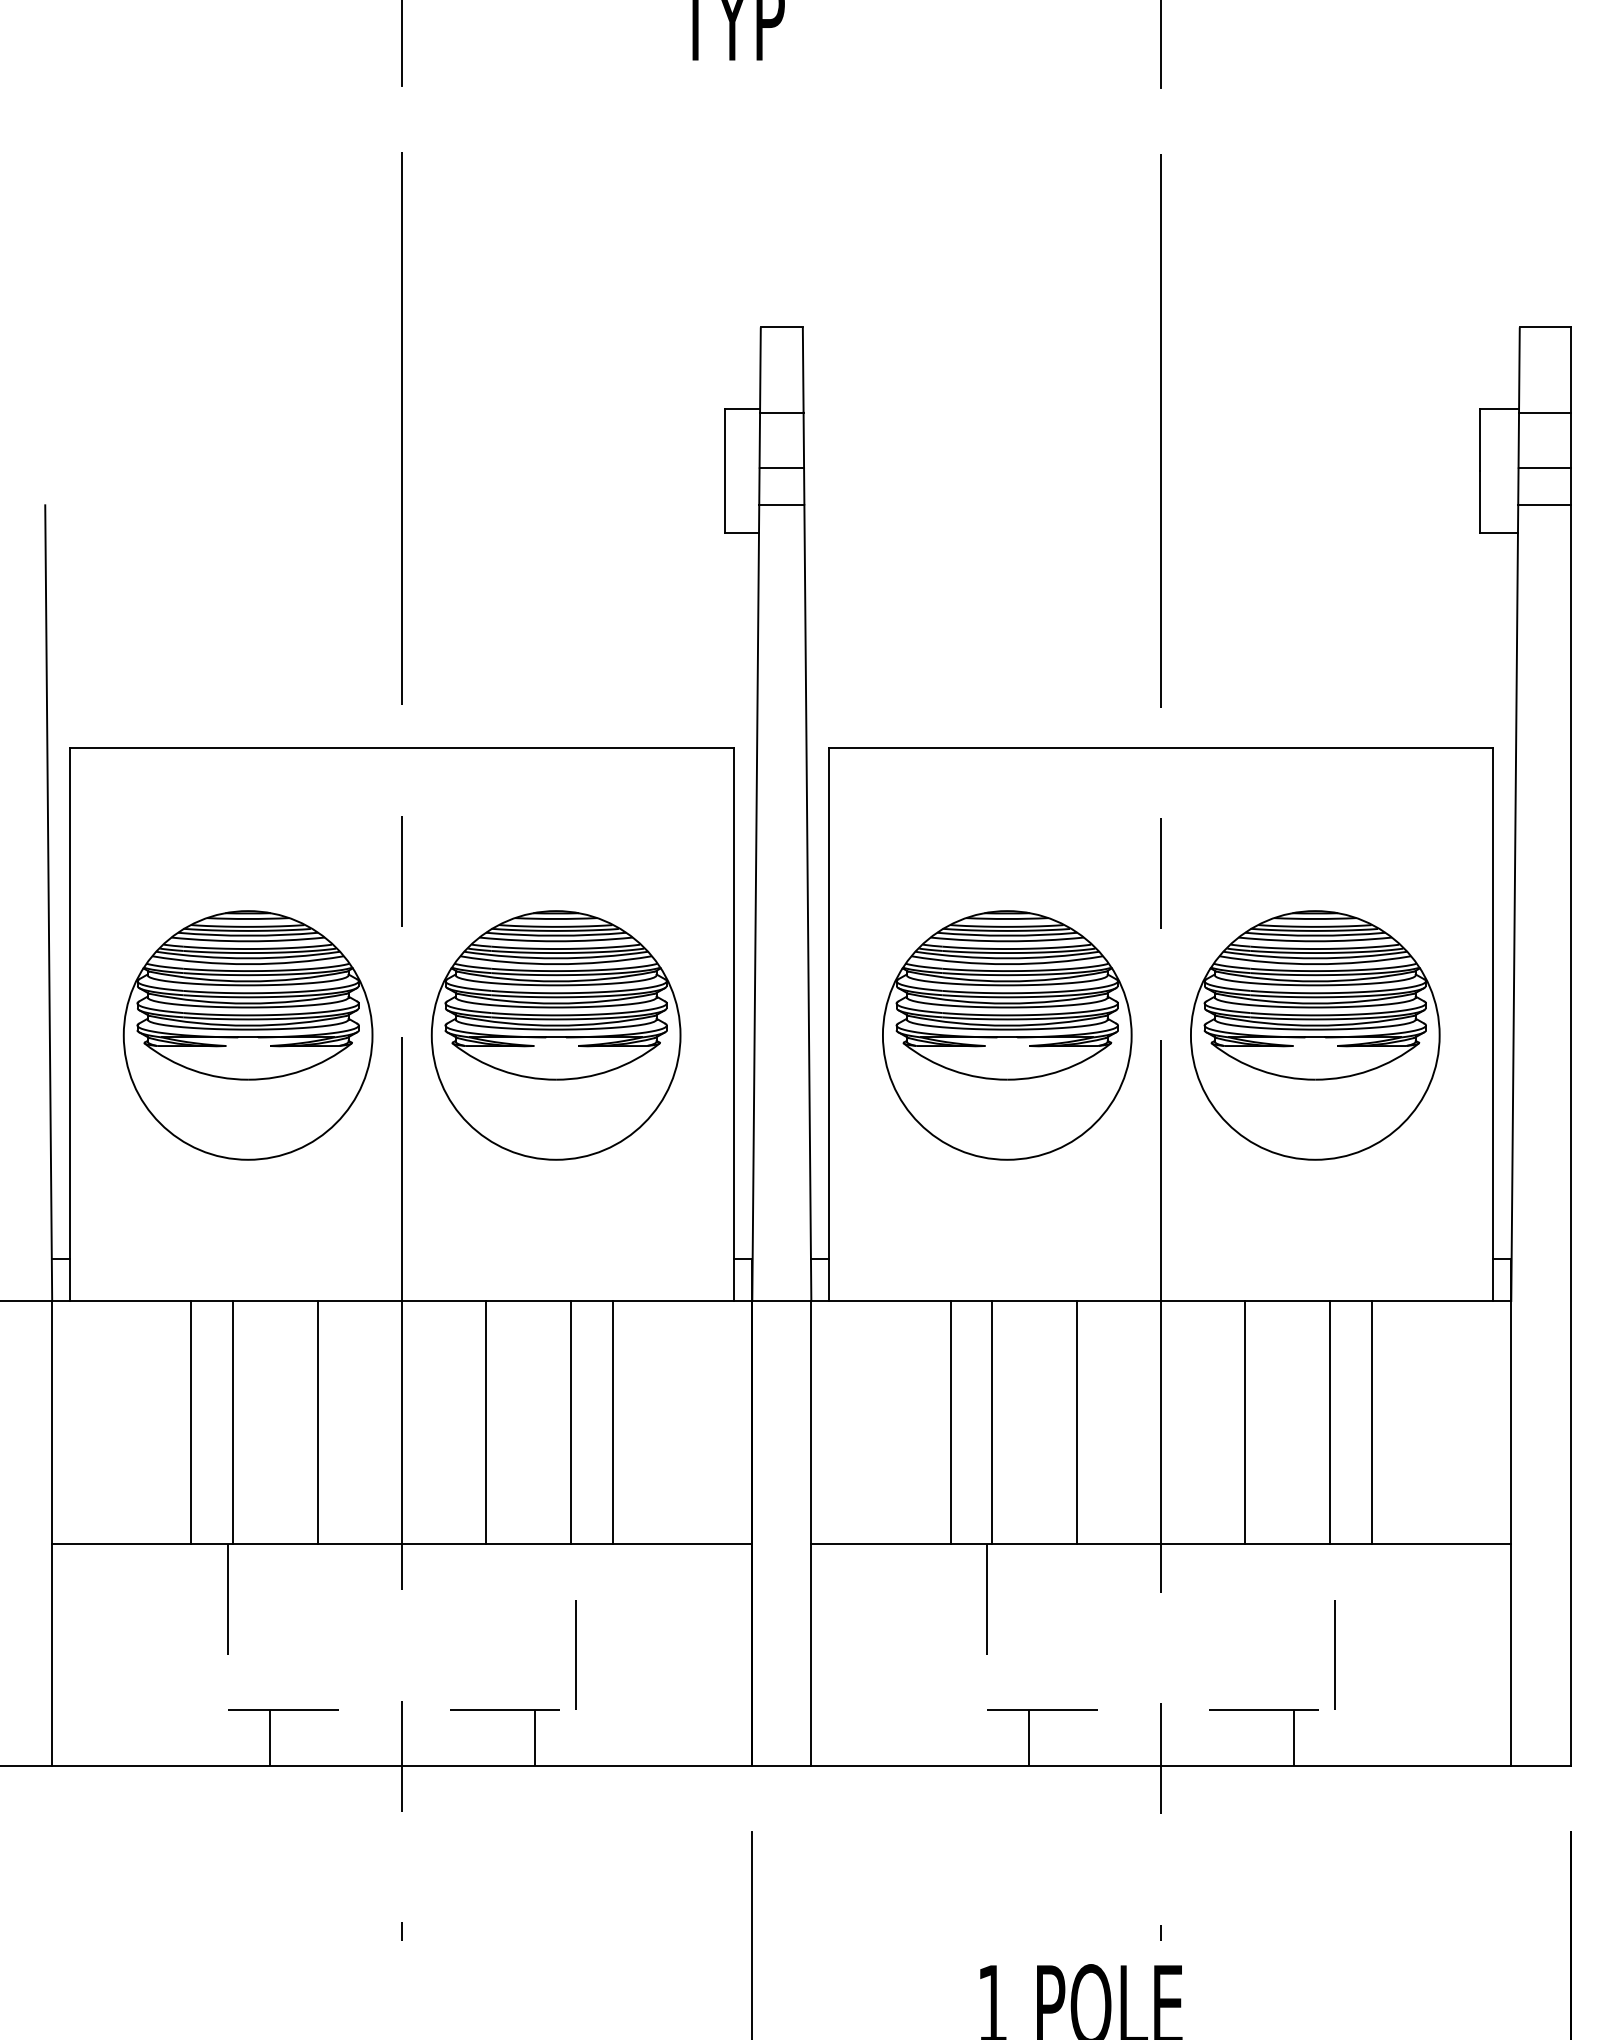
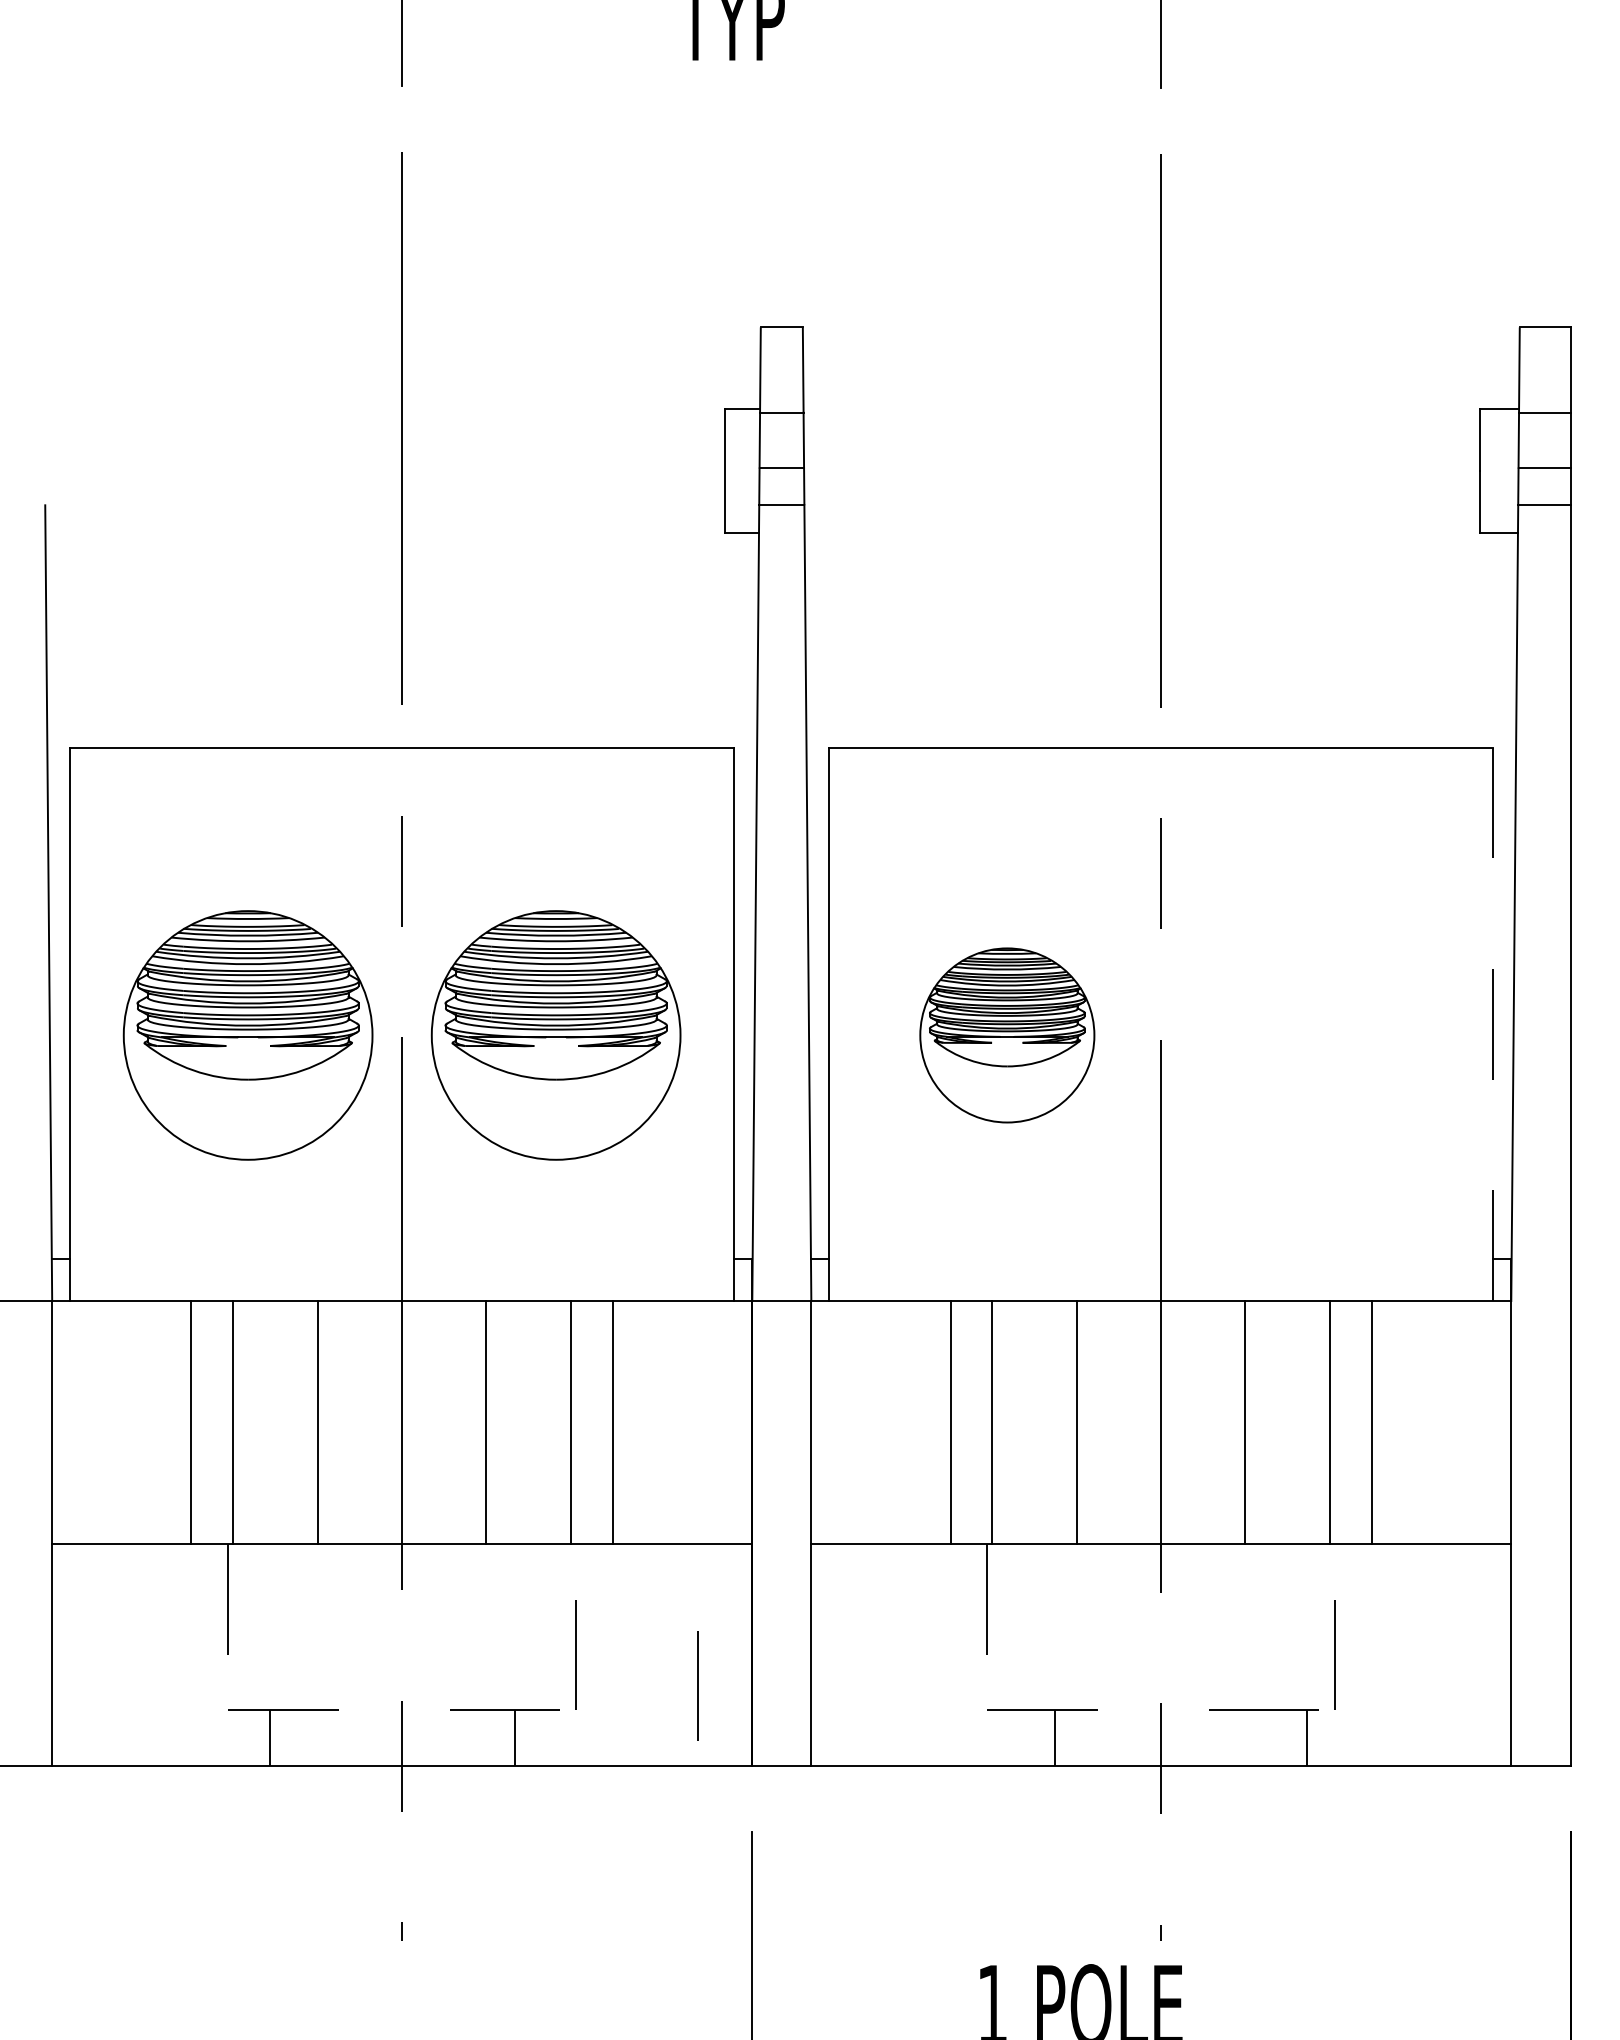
line: solid -> dashed (1493, 1024)
part size: 251x251 px -> 177x177 px (1007, 1035)
part: present -> none (1315, 1035)
line: none -> present (697, 1685)
line position: (534, 1737) -> (514, 1737) (514, 1737)
line position: (1028, 1737) -> (1054, 1737) (1054, 1737)
line position: (1293, 1737) -> (1306, 1737) (1306, 1737)
